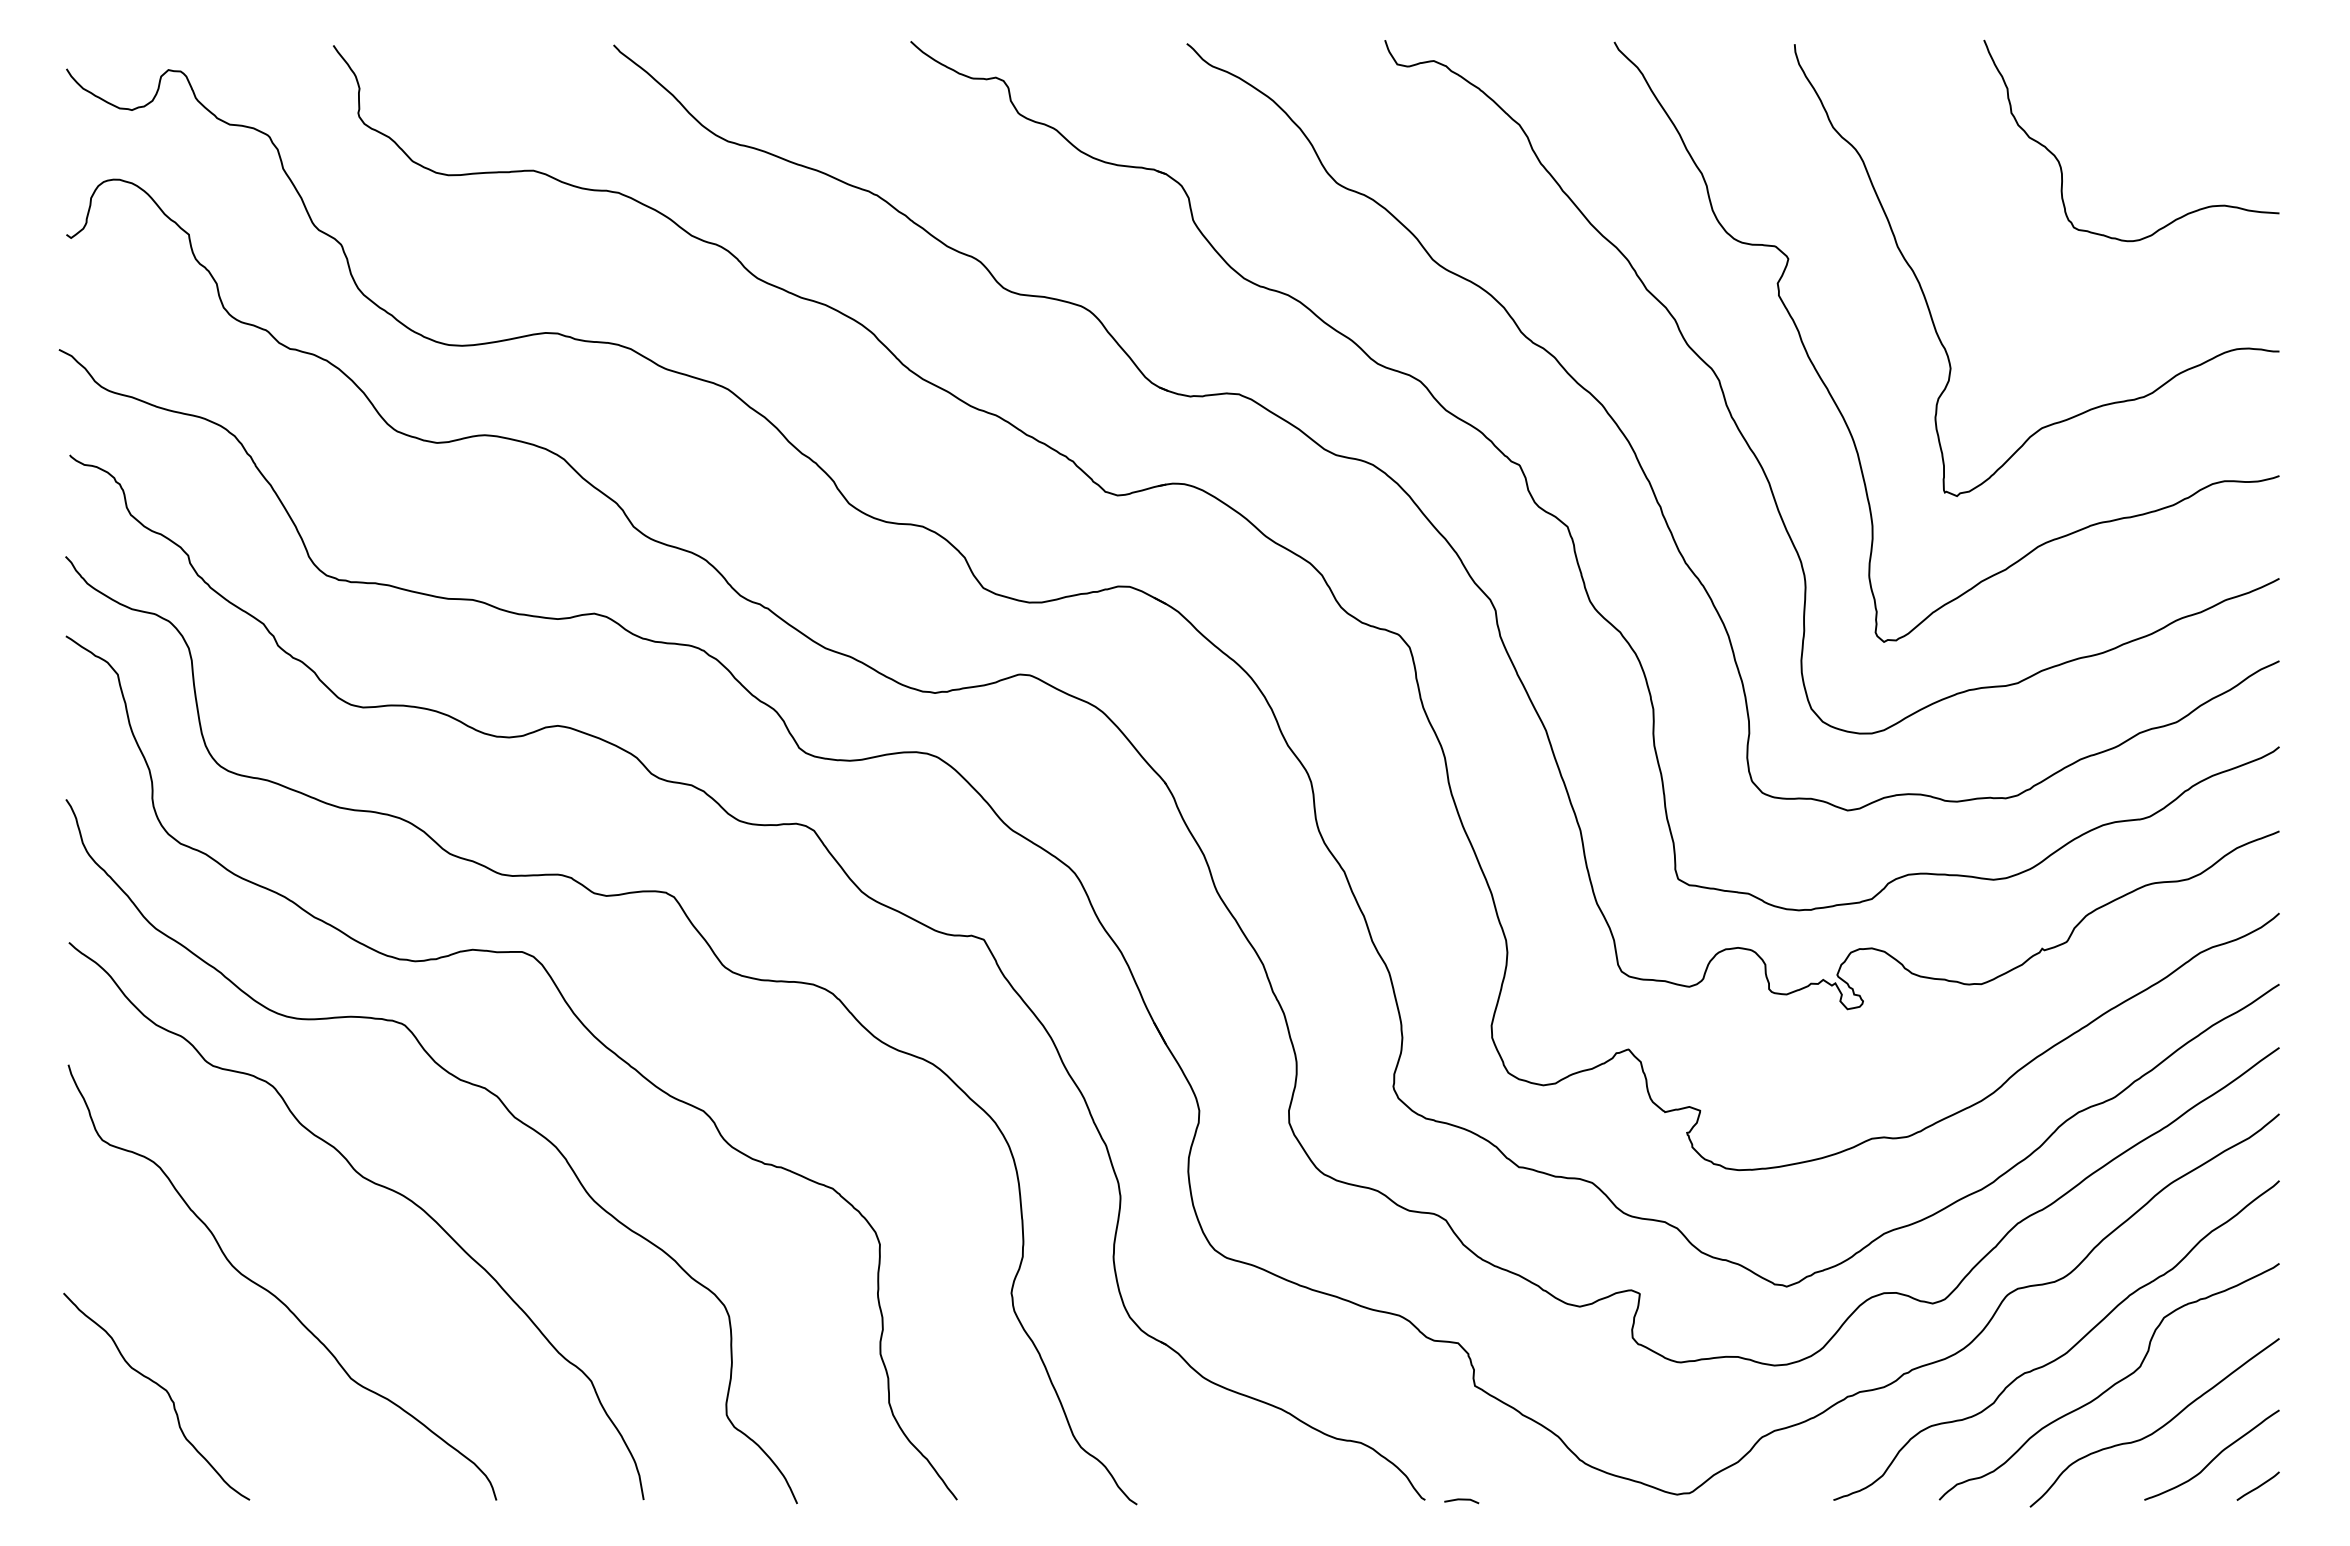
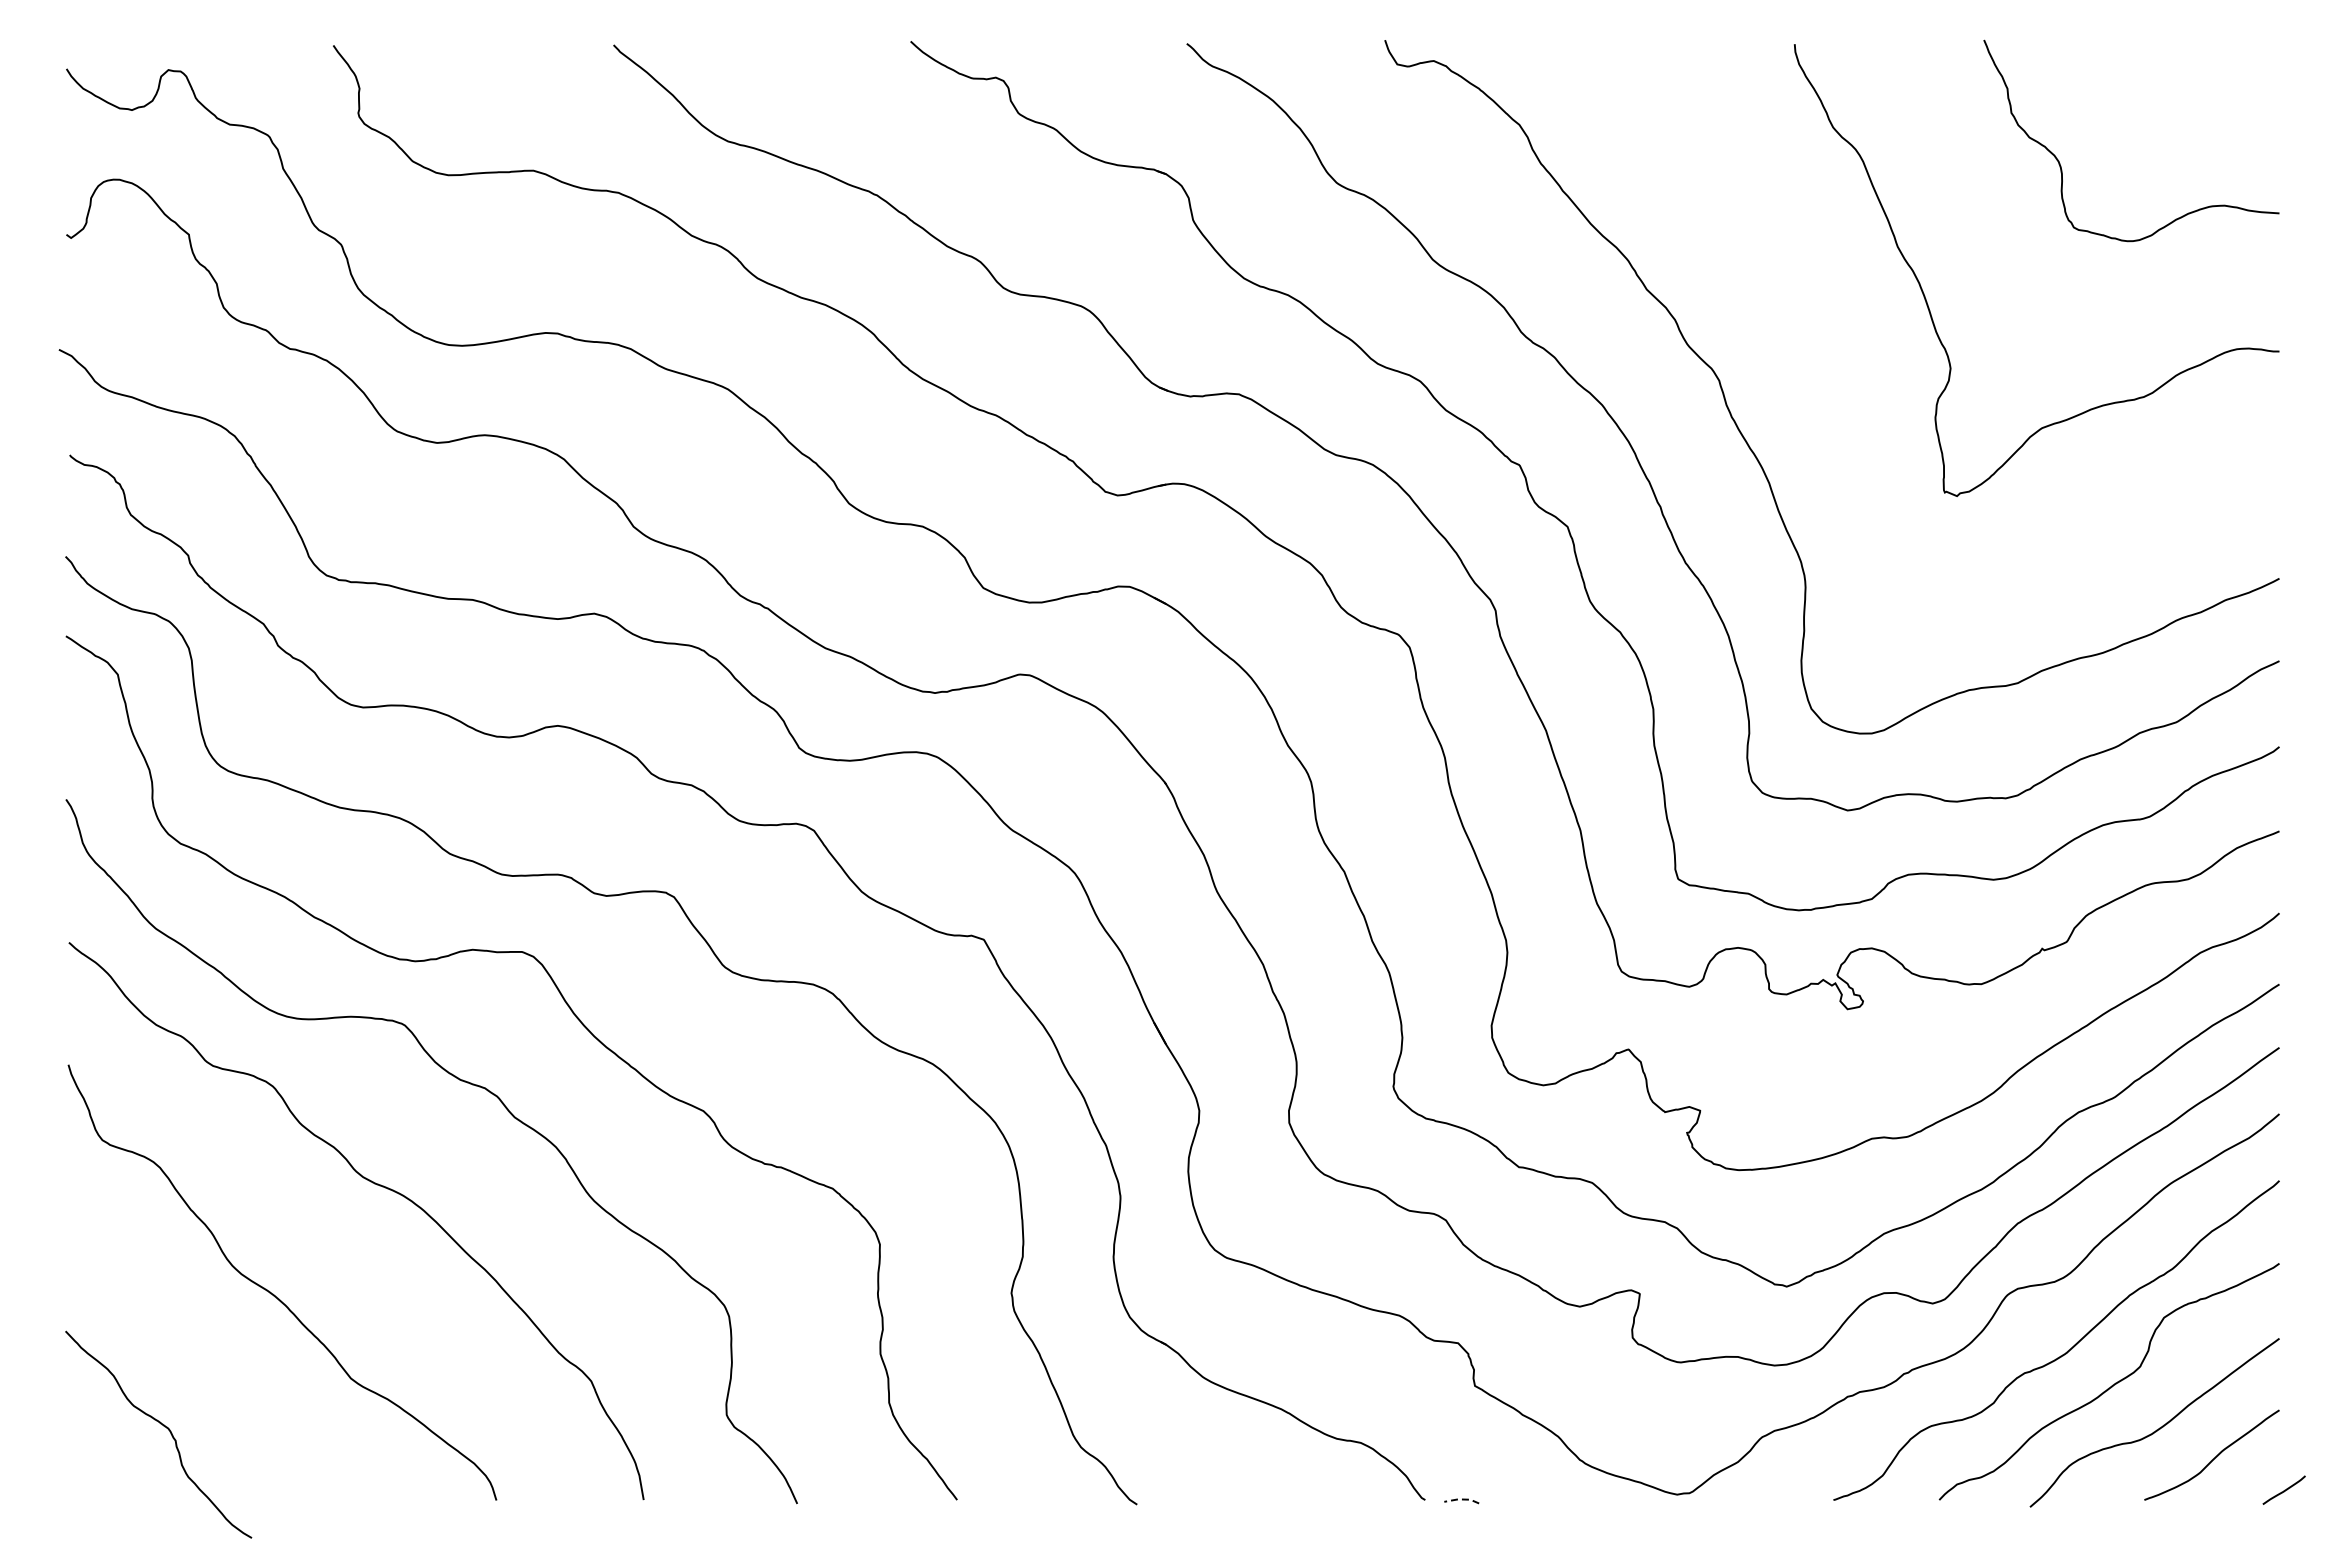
curve: present -> none (1838, 406)
curve position: (161, 1388) -> (163, 1426) (163, 1426)
curve position: (2258, 1485) -> (2284, 1489) (2284, 1489)
line: solid -> dashed (1461, 1499)
